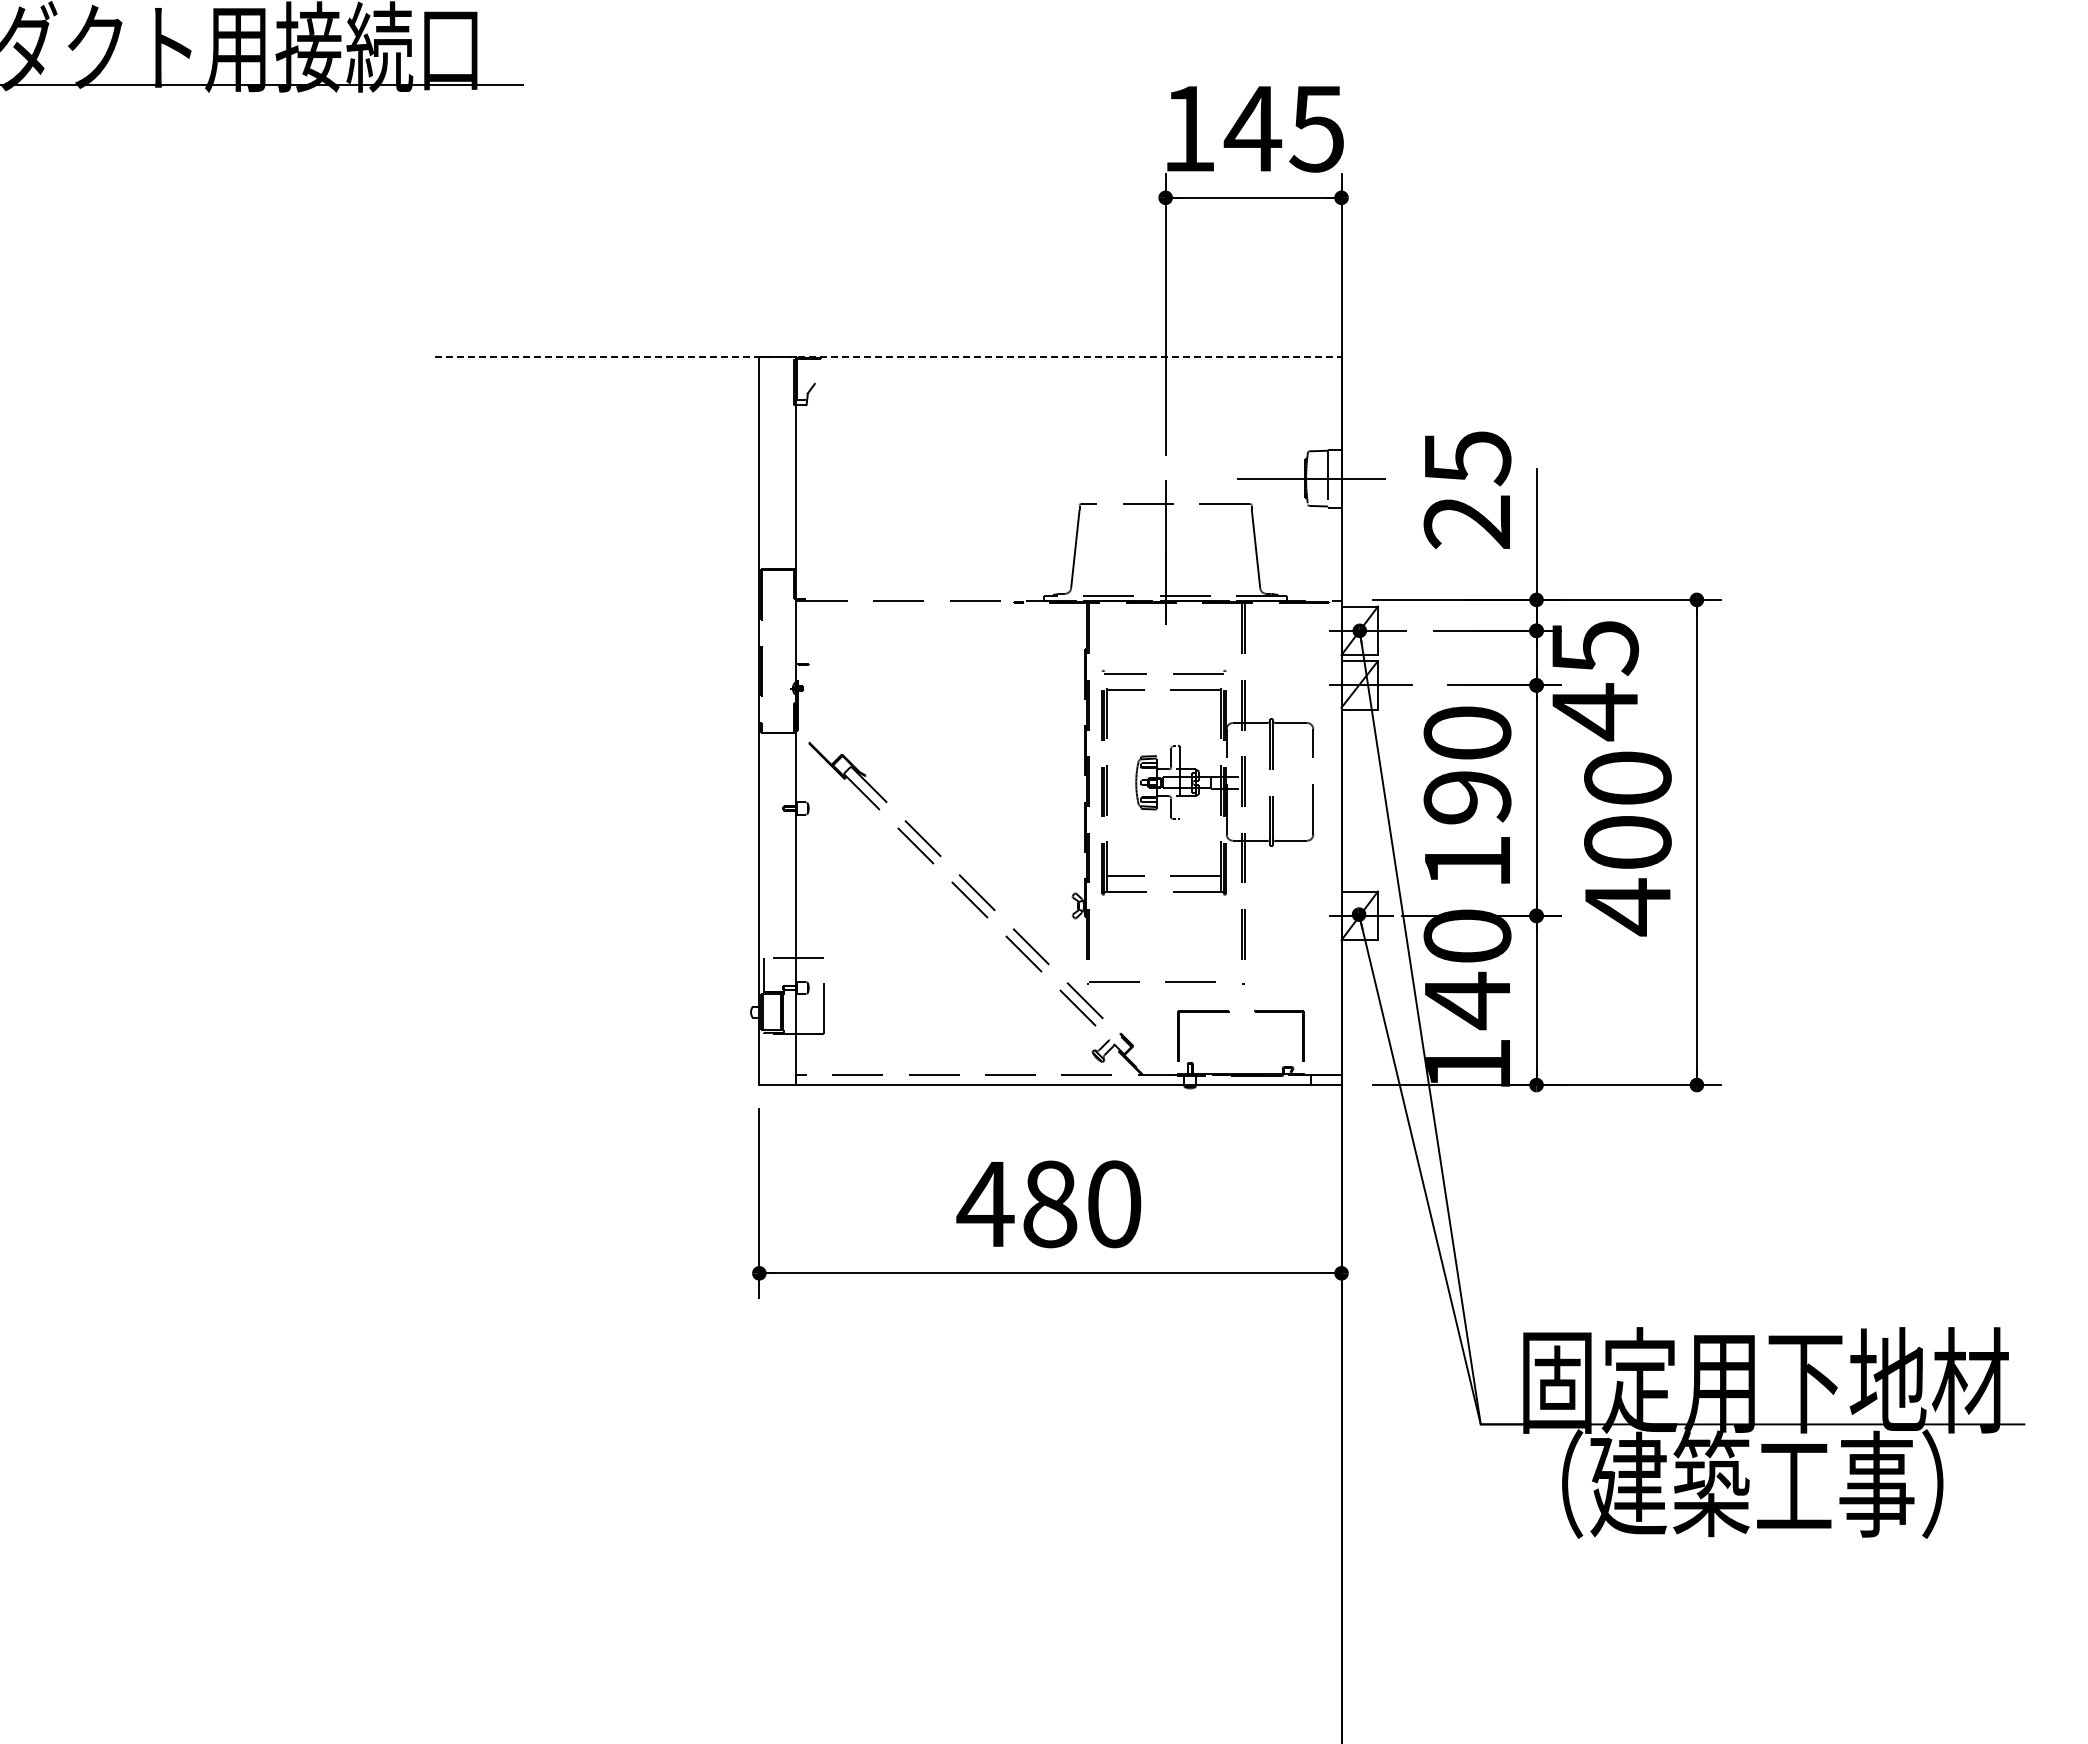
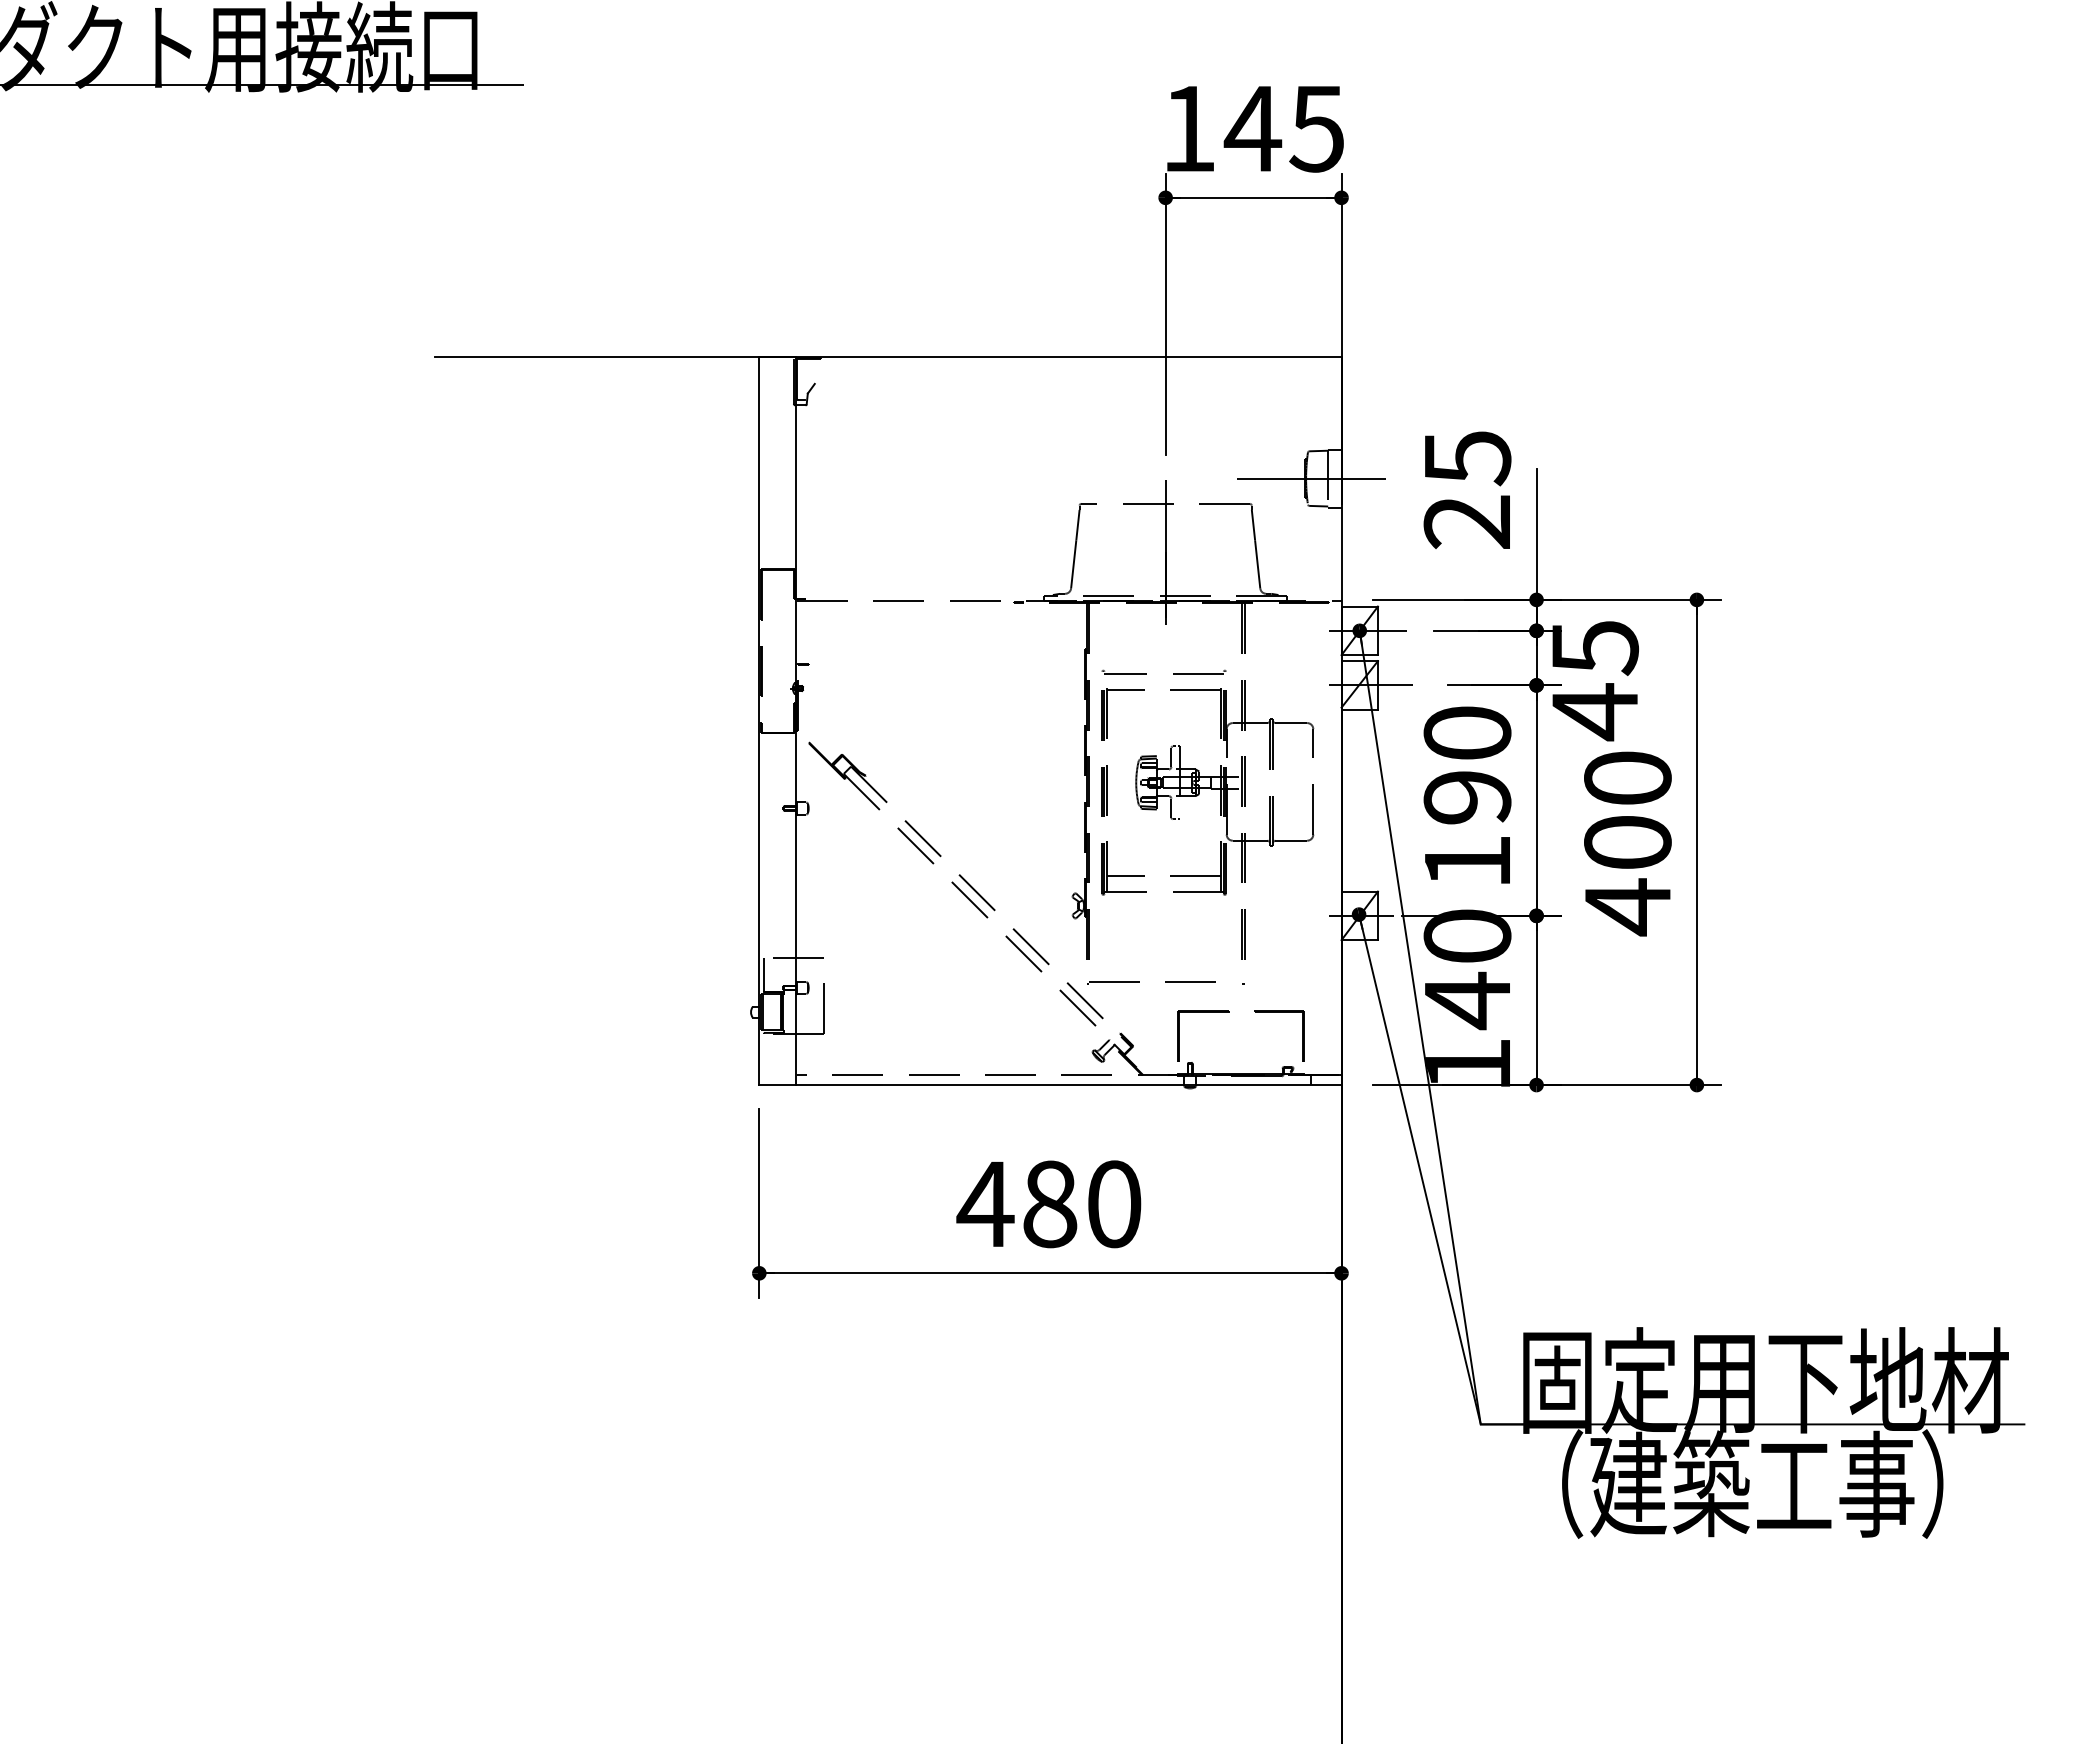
line: dashed -> solid (888, 357)
